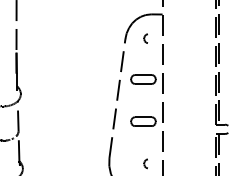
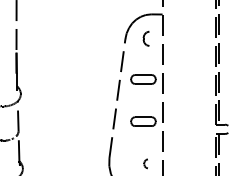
part size: 5x11 px -> 8x17 px (145, 38)
